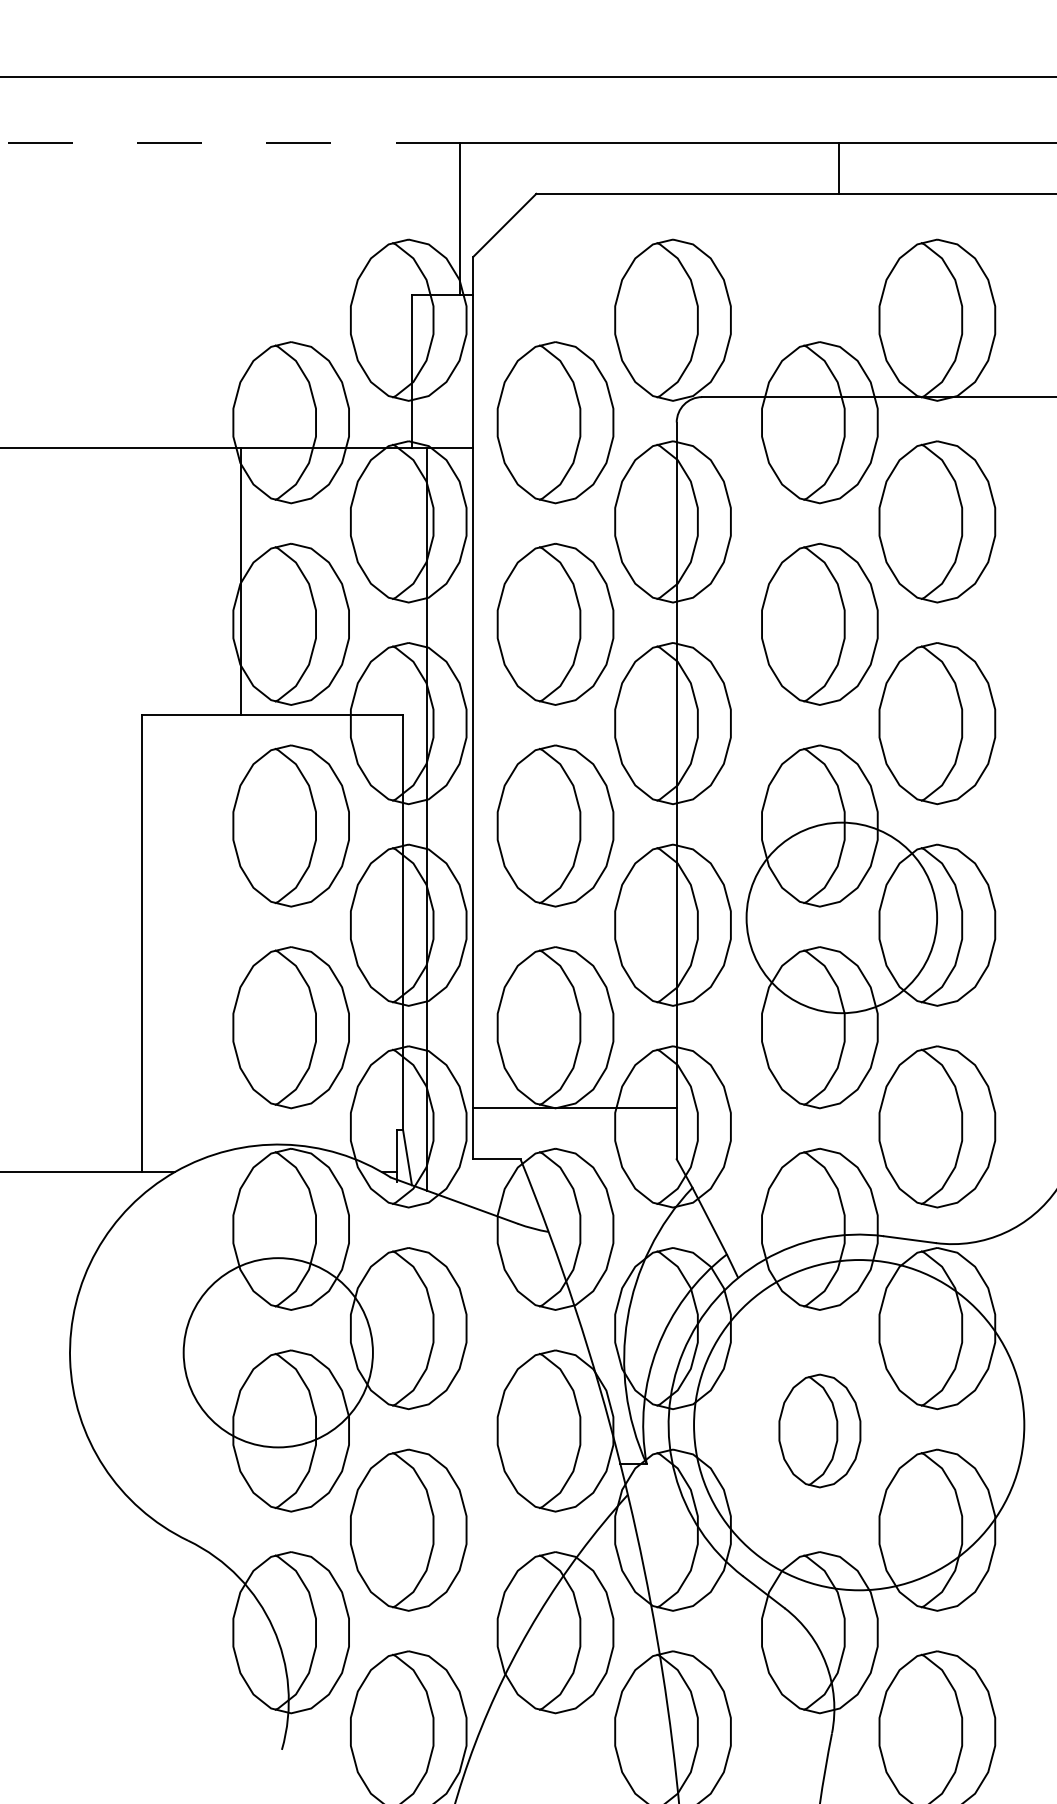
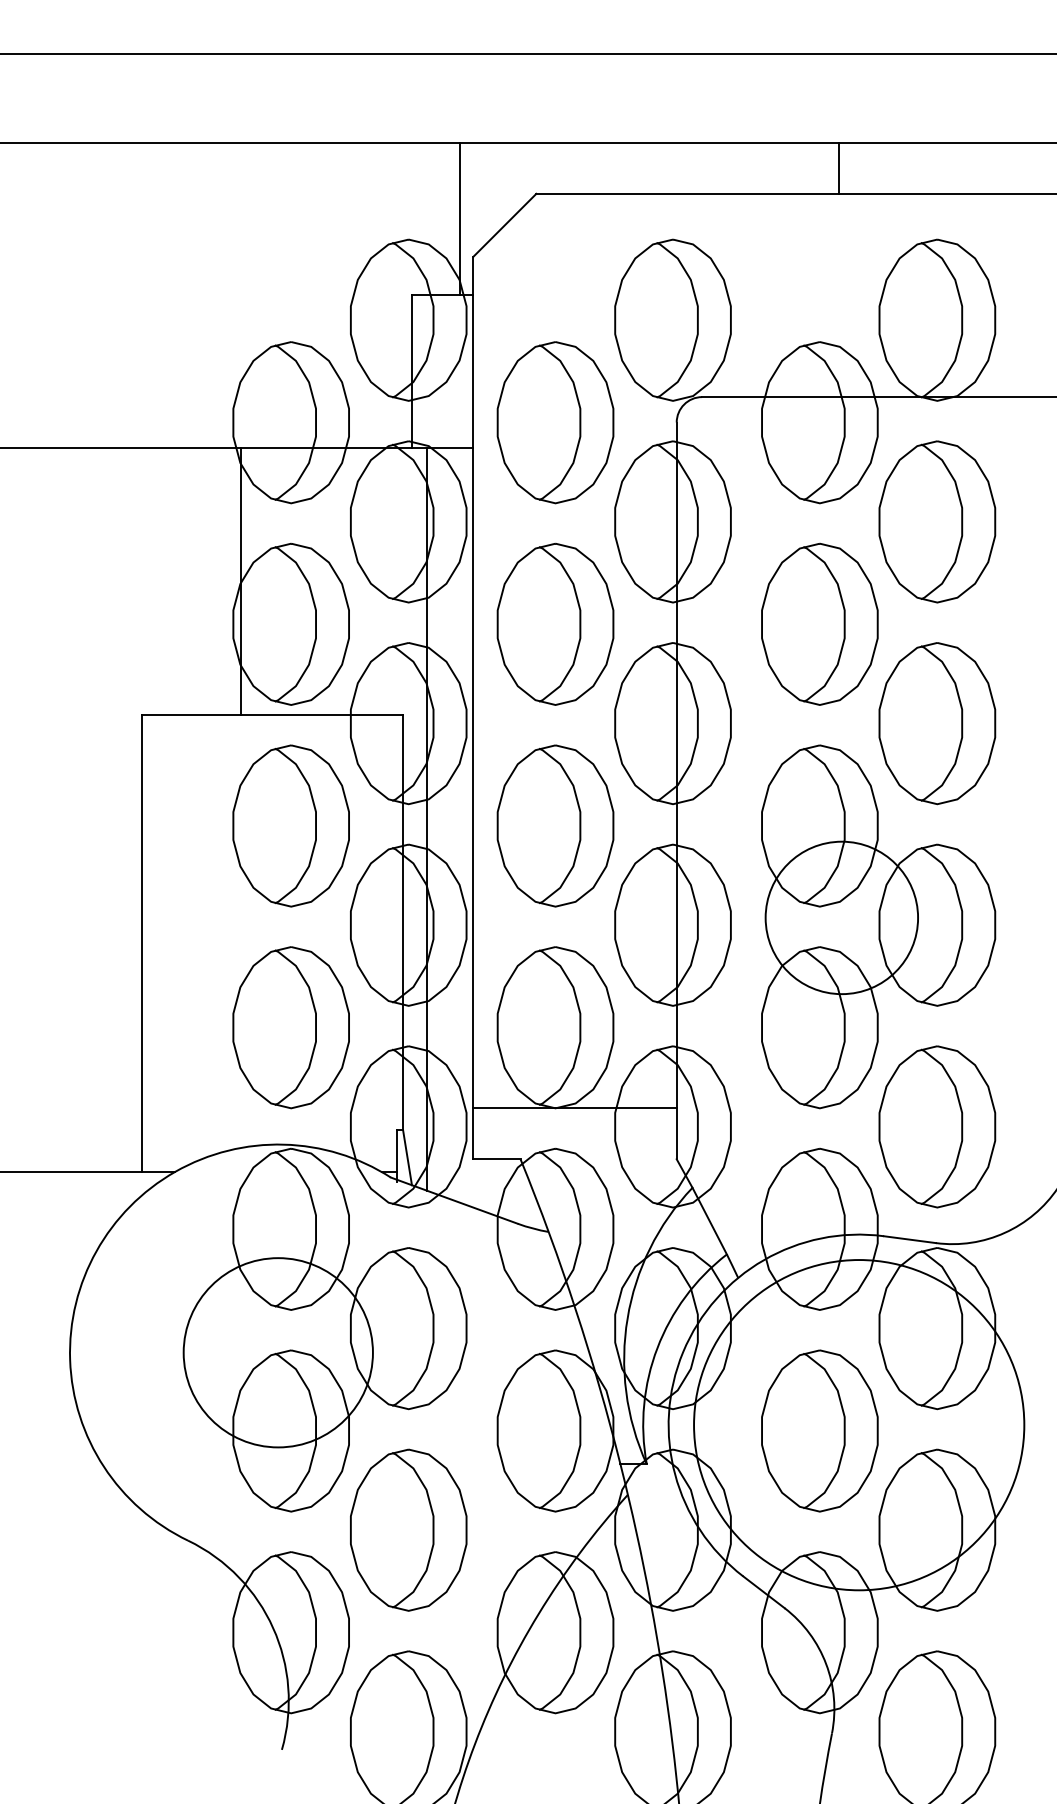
line position: (527, 77) -> (527, 54) (527, 54)
line: dashed -> solid (230, 143)
circle diameter: 191 px -> 152 px (841, 917)
part size: 84x116 px -> 118x164 px (819, 1430)
